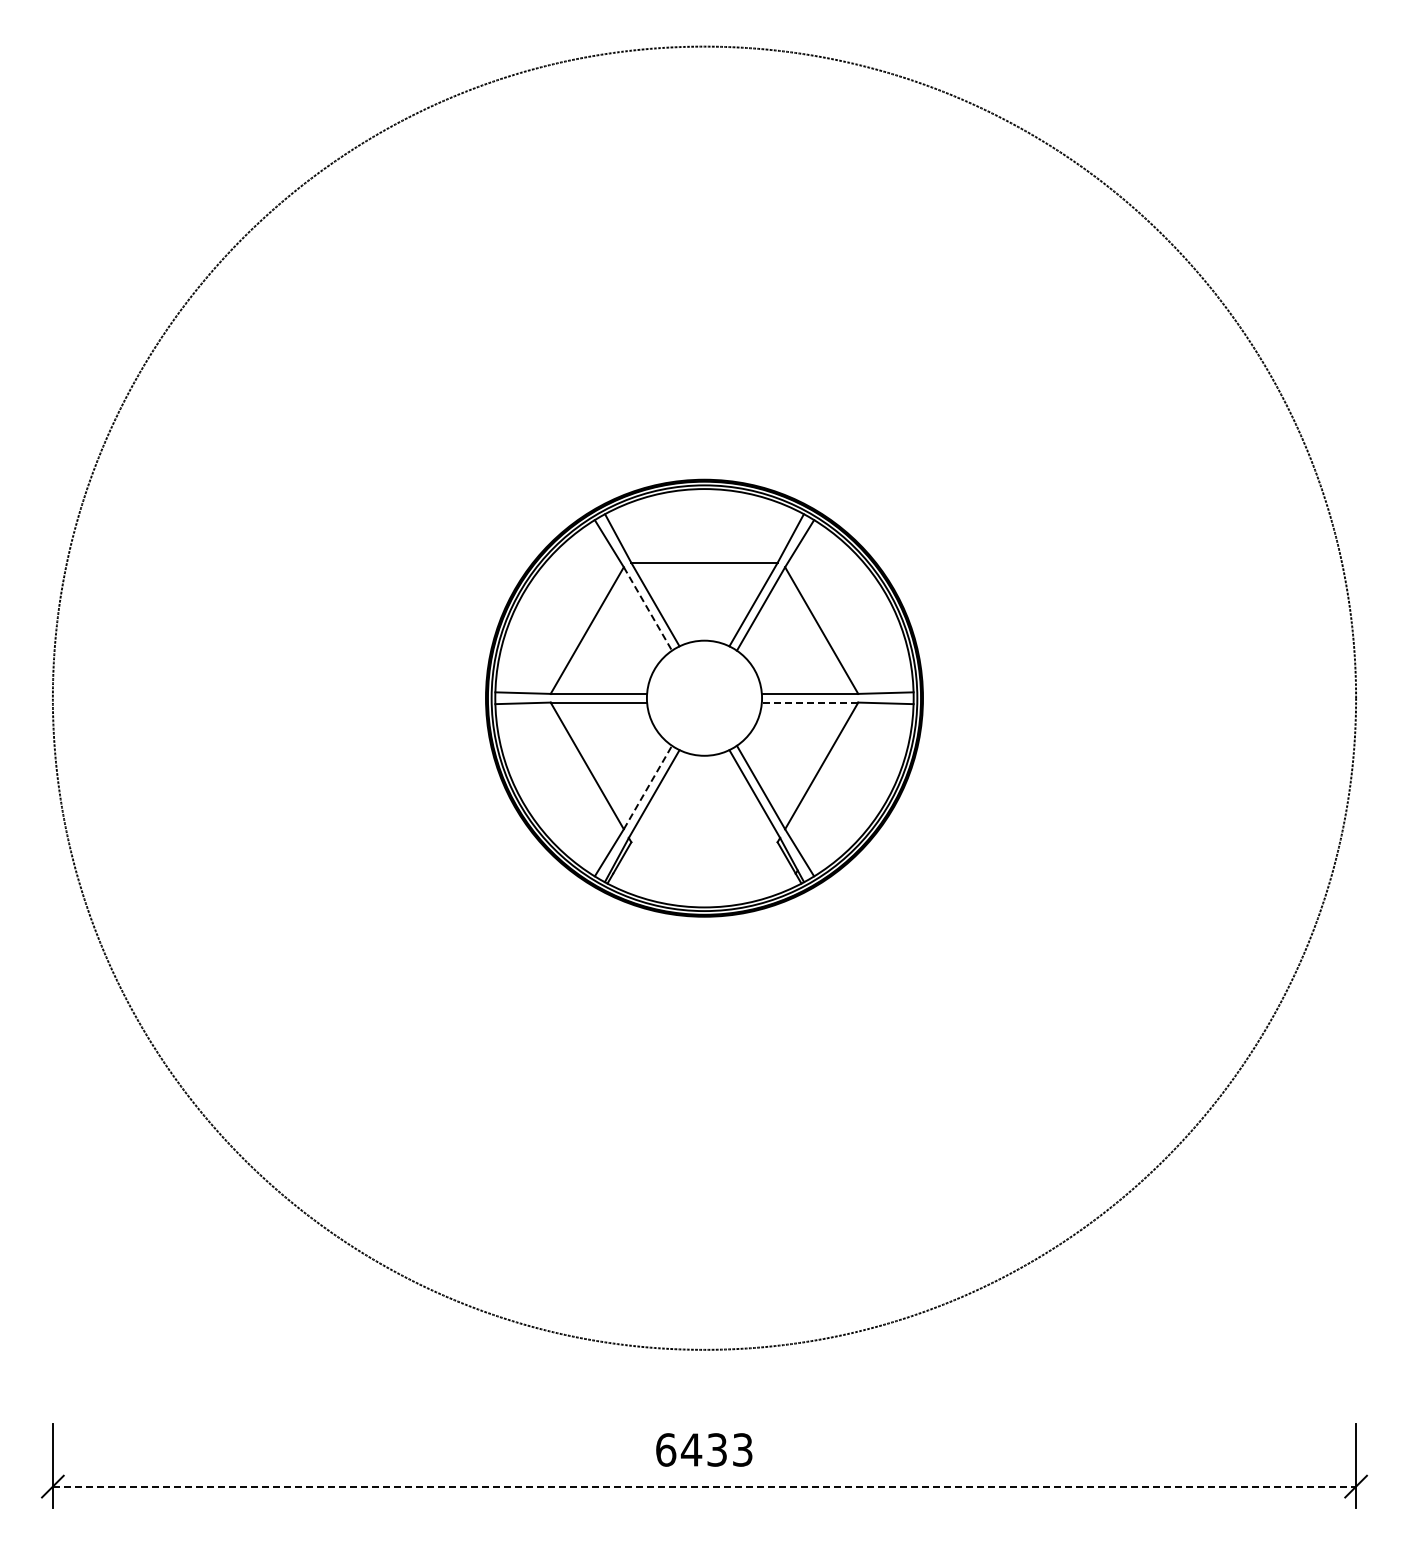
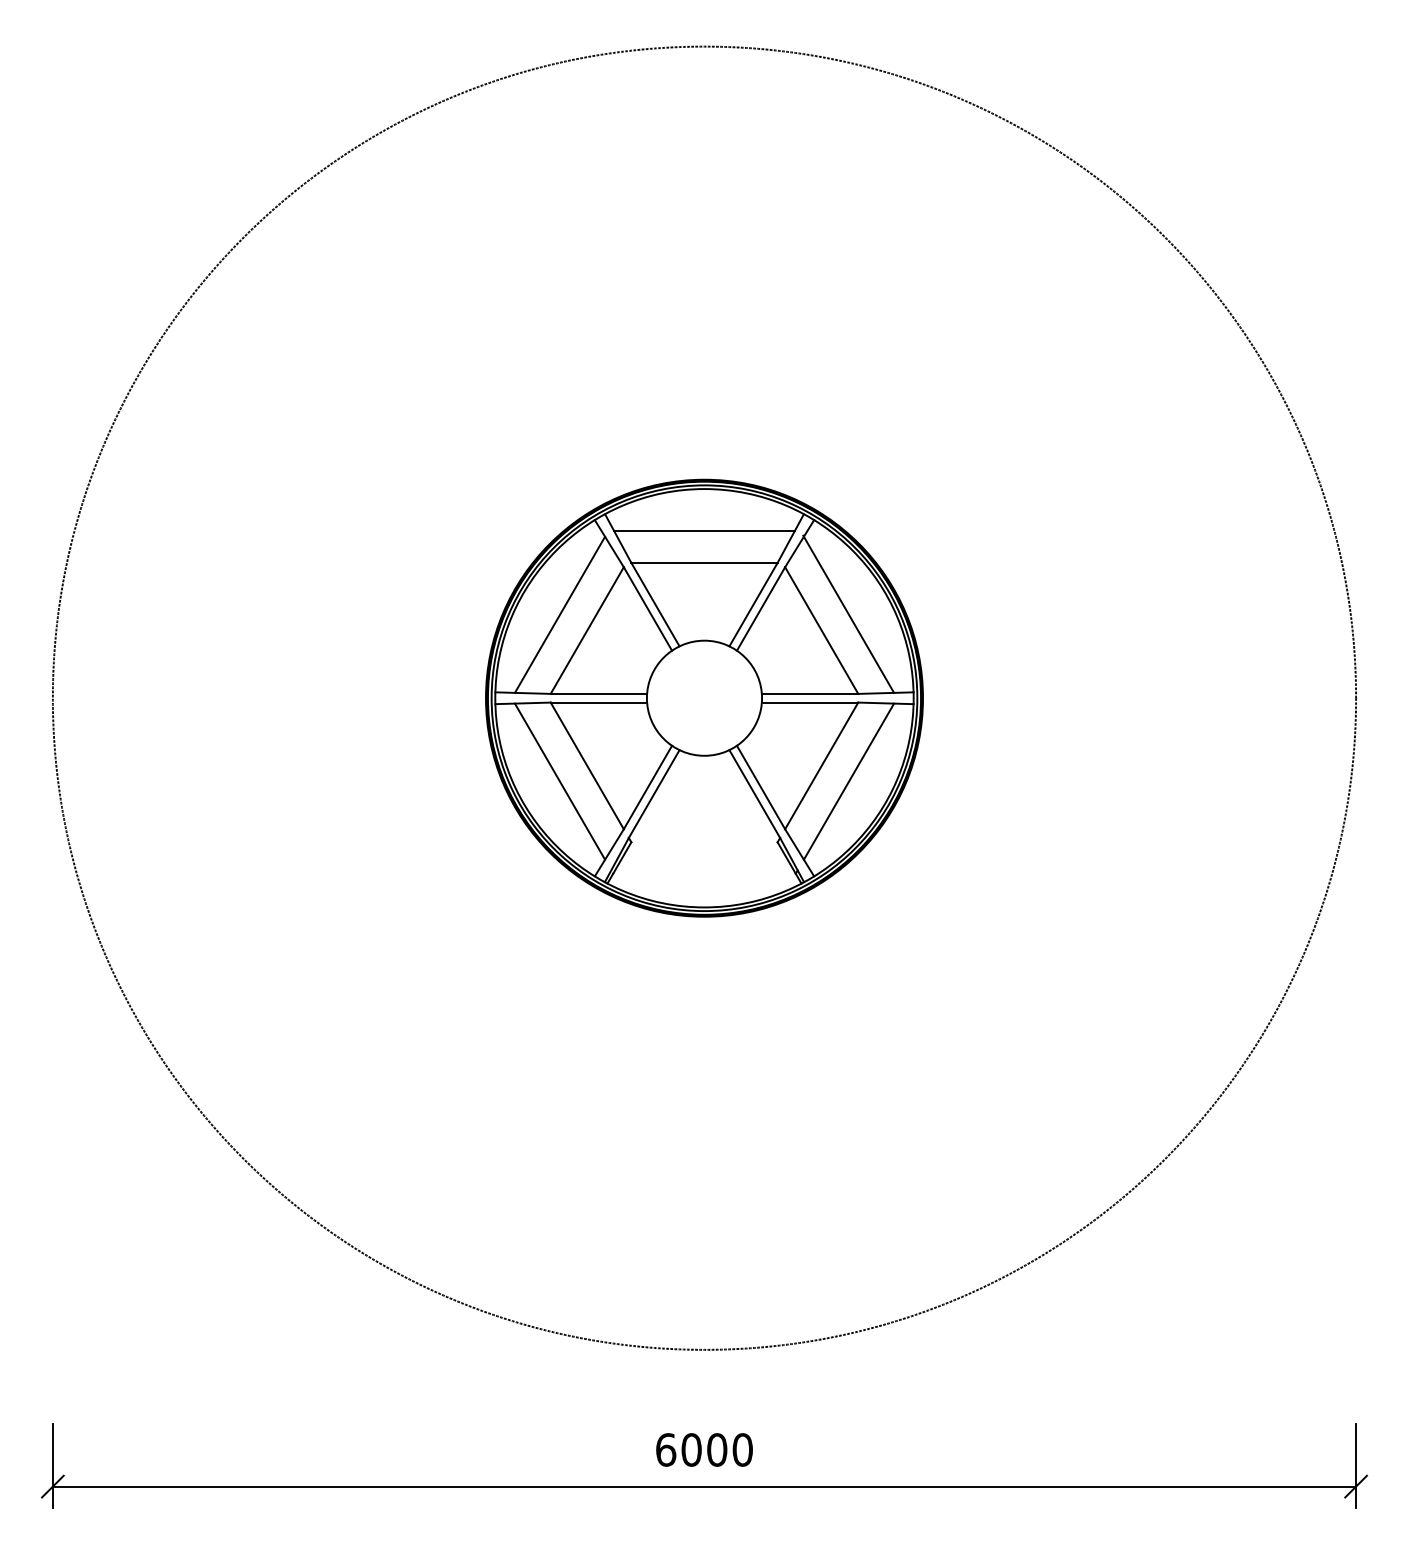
line: none -> present (704, 531)
line: dashed -> solid (648, 609)
line: none -> present (848, 613)
line: none -> present (559, 614)
line: dashed -> solid (809, 702)
line: none -> present (559, 781)
line: none -> present (848, 781)
line: dashed -> solid (648, 787)
text: 6433 -> 6000 (716, 1449)
line: dashed -> solid (704, 1486)
